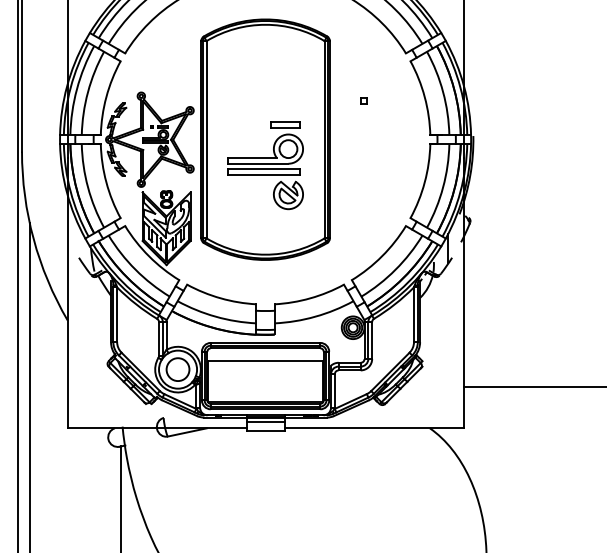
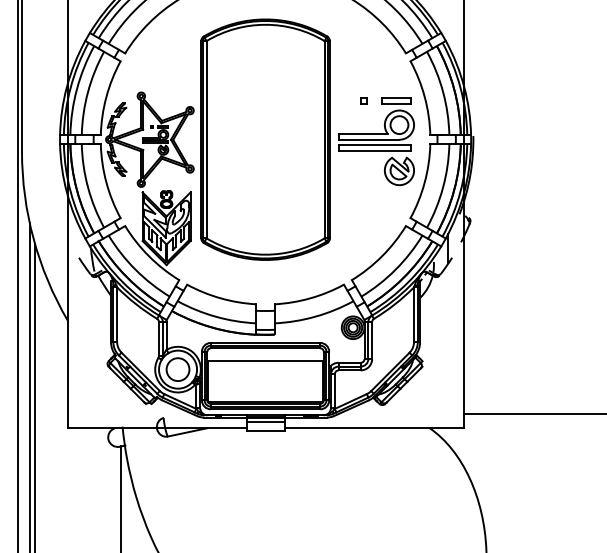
part position: (265, 165) -> (376, 141) (376, 141)
line position: (533, 387) -> (533, 414) (533, 414)
line: none -> present (35, 397)
